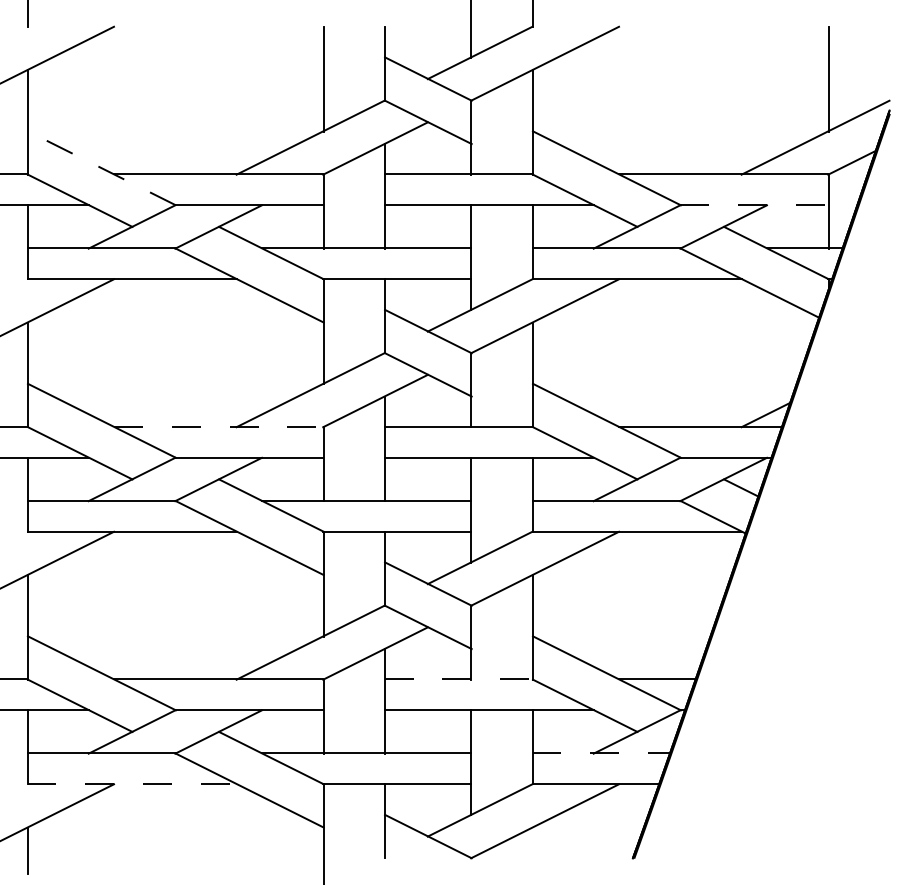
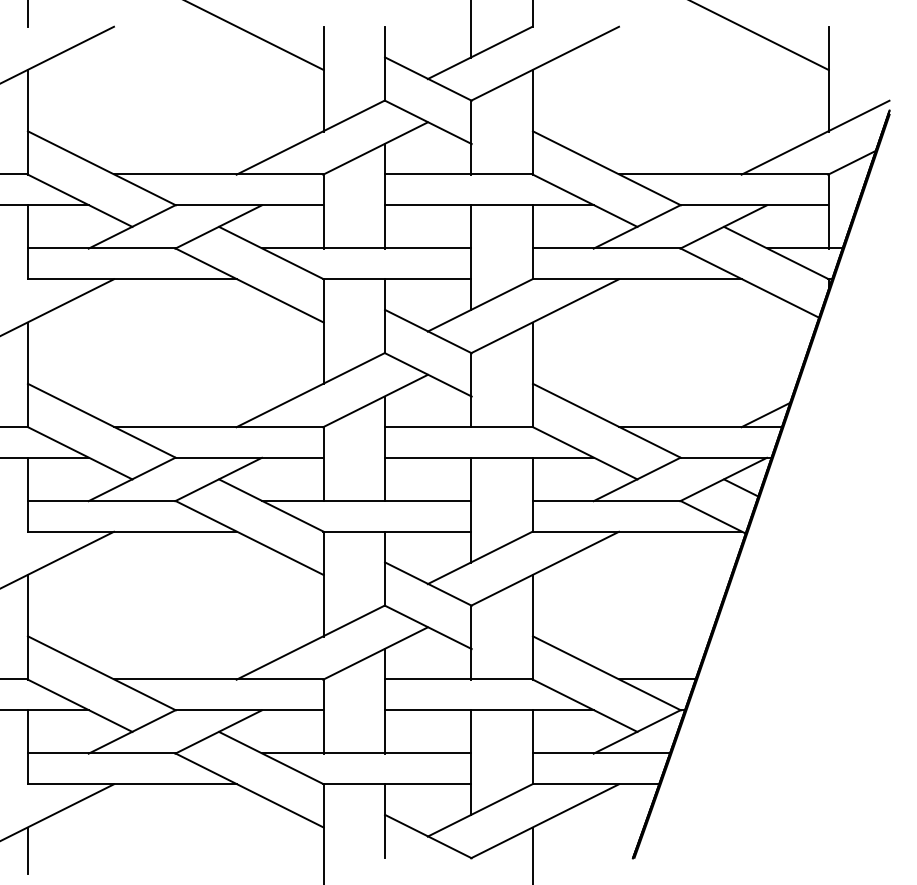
line: none -> present (255, 36)
line: none -> present (760, 36)
line: dashed -> solid (101, 168)
line: dashed -> solid (754, 205)
line: dashed -> solid (218, 426)
line: dashed -> solid (458, 679)
line: dashed -> solid (601, 753)
line: dashed -> solid (132, 784)
line: none -> present (532, 854)
